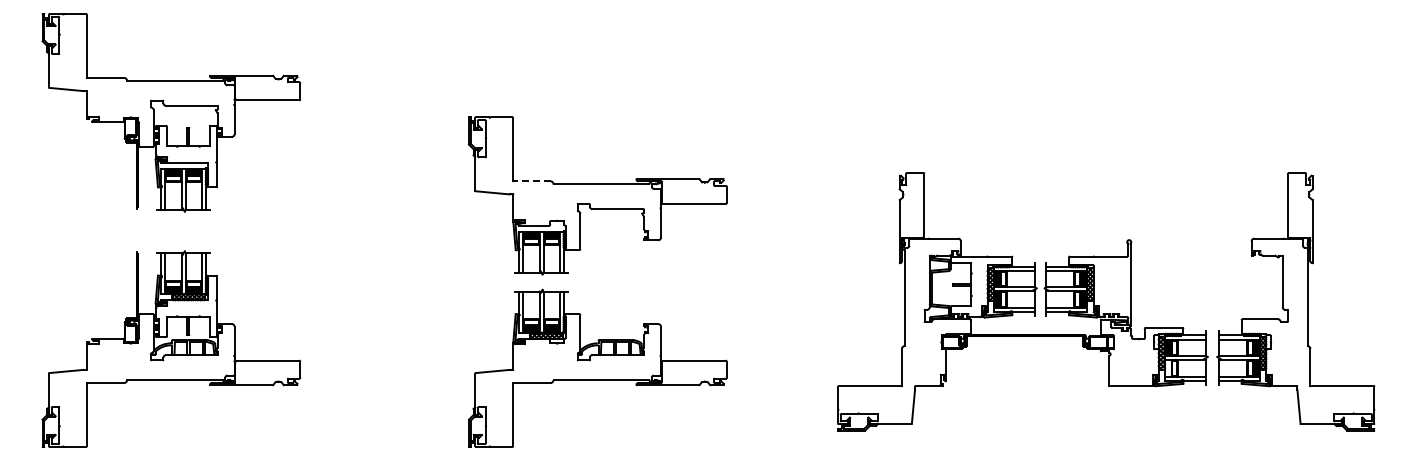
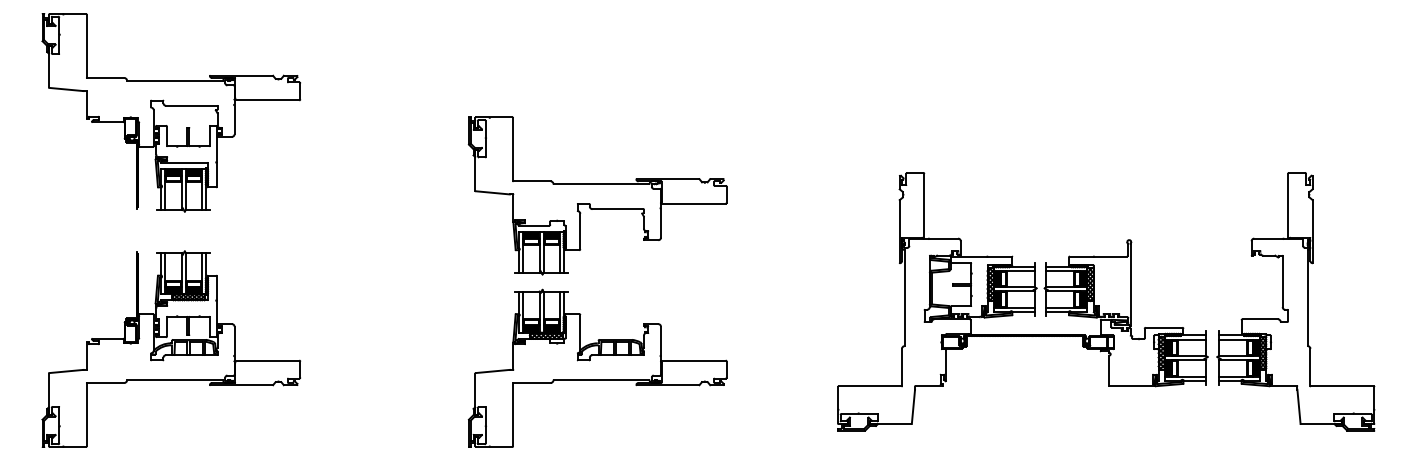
line: dashed -> solid (532, 181)
fill: none -> present (1168, 368)
